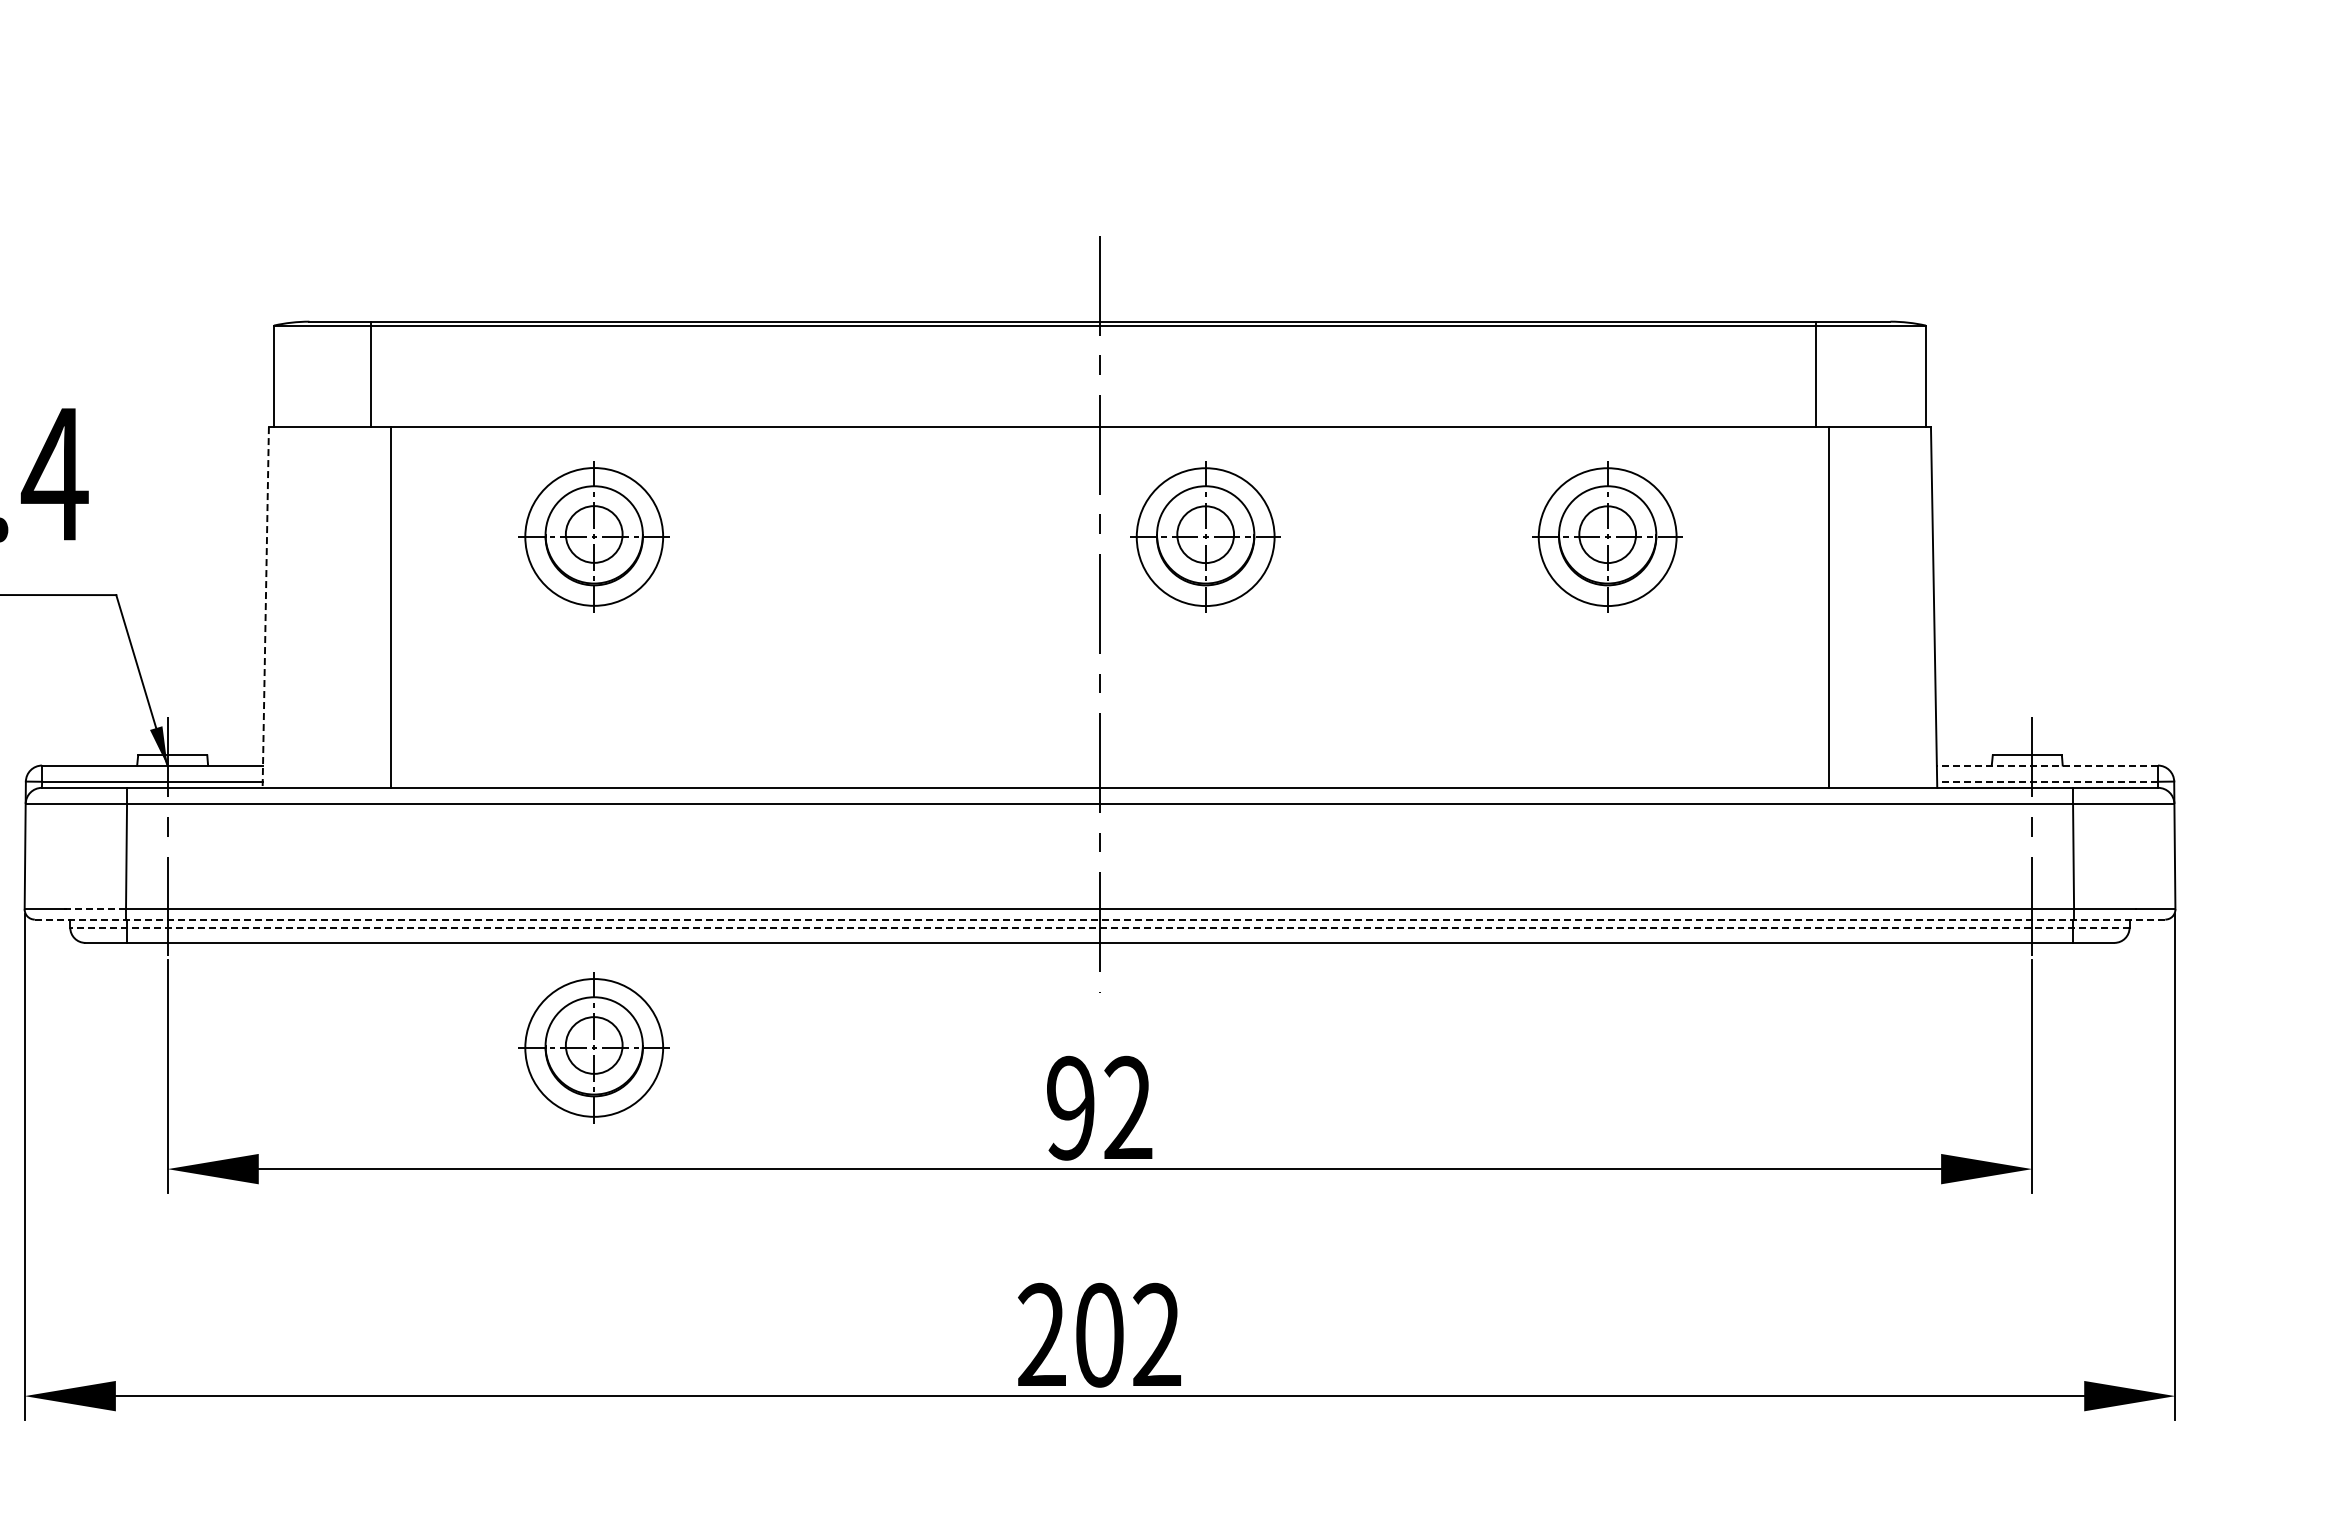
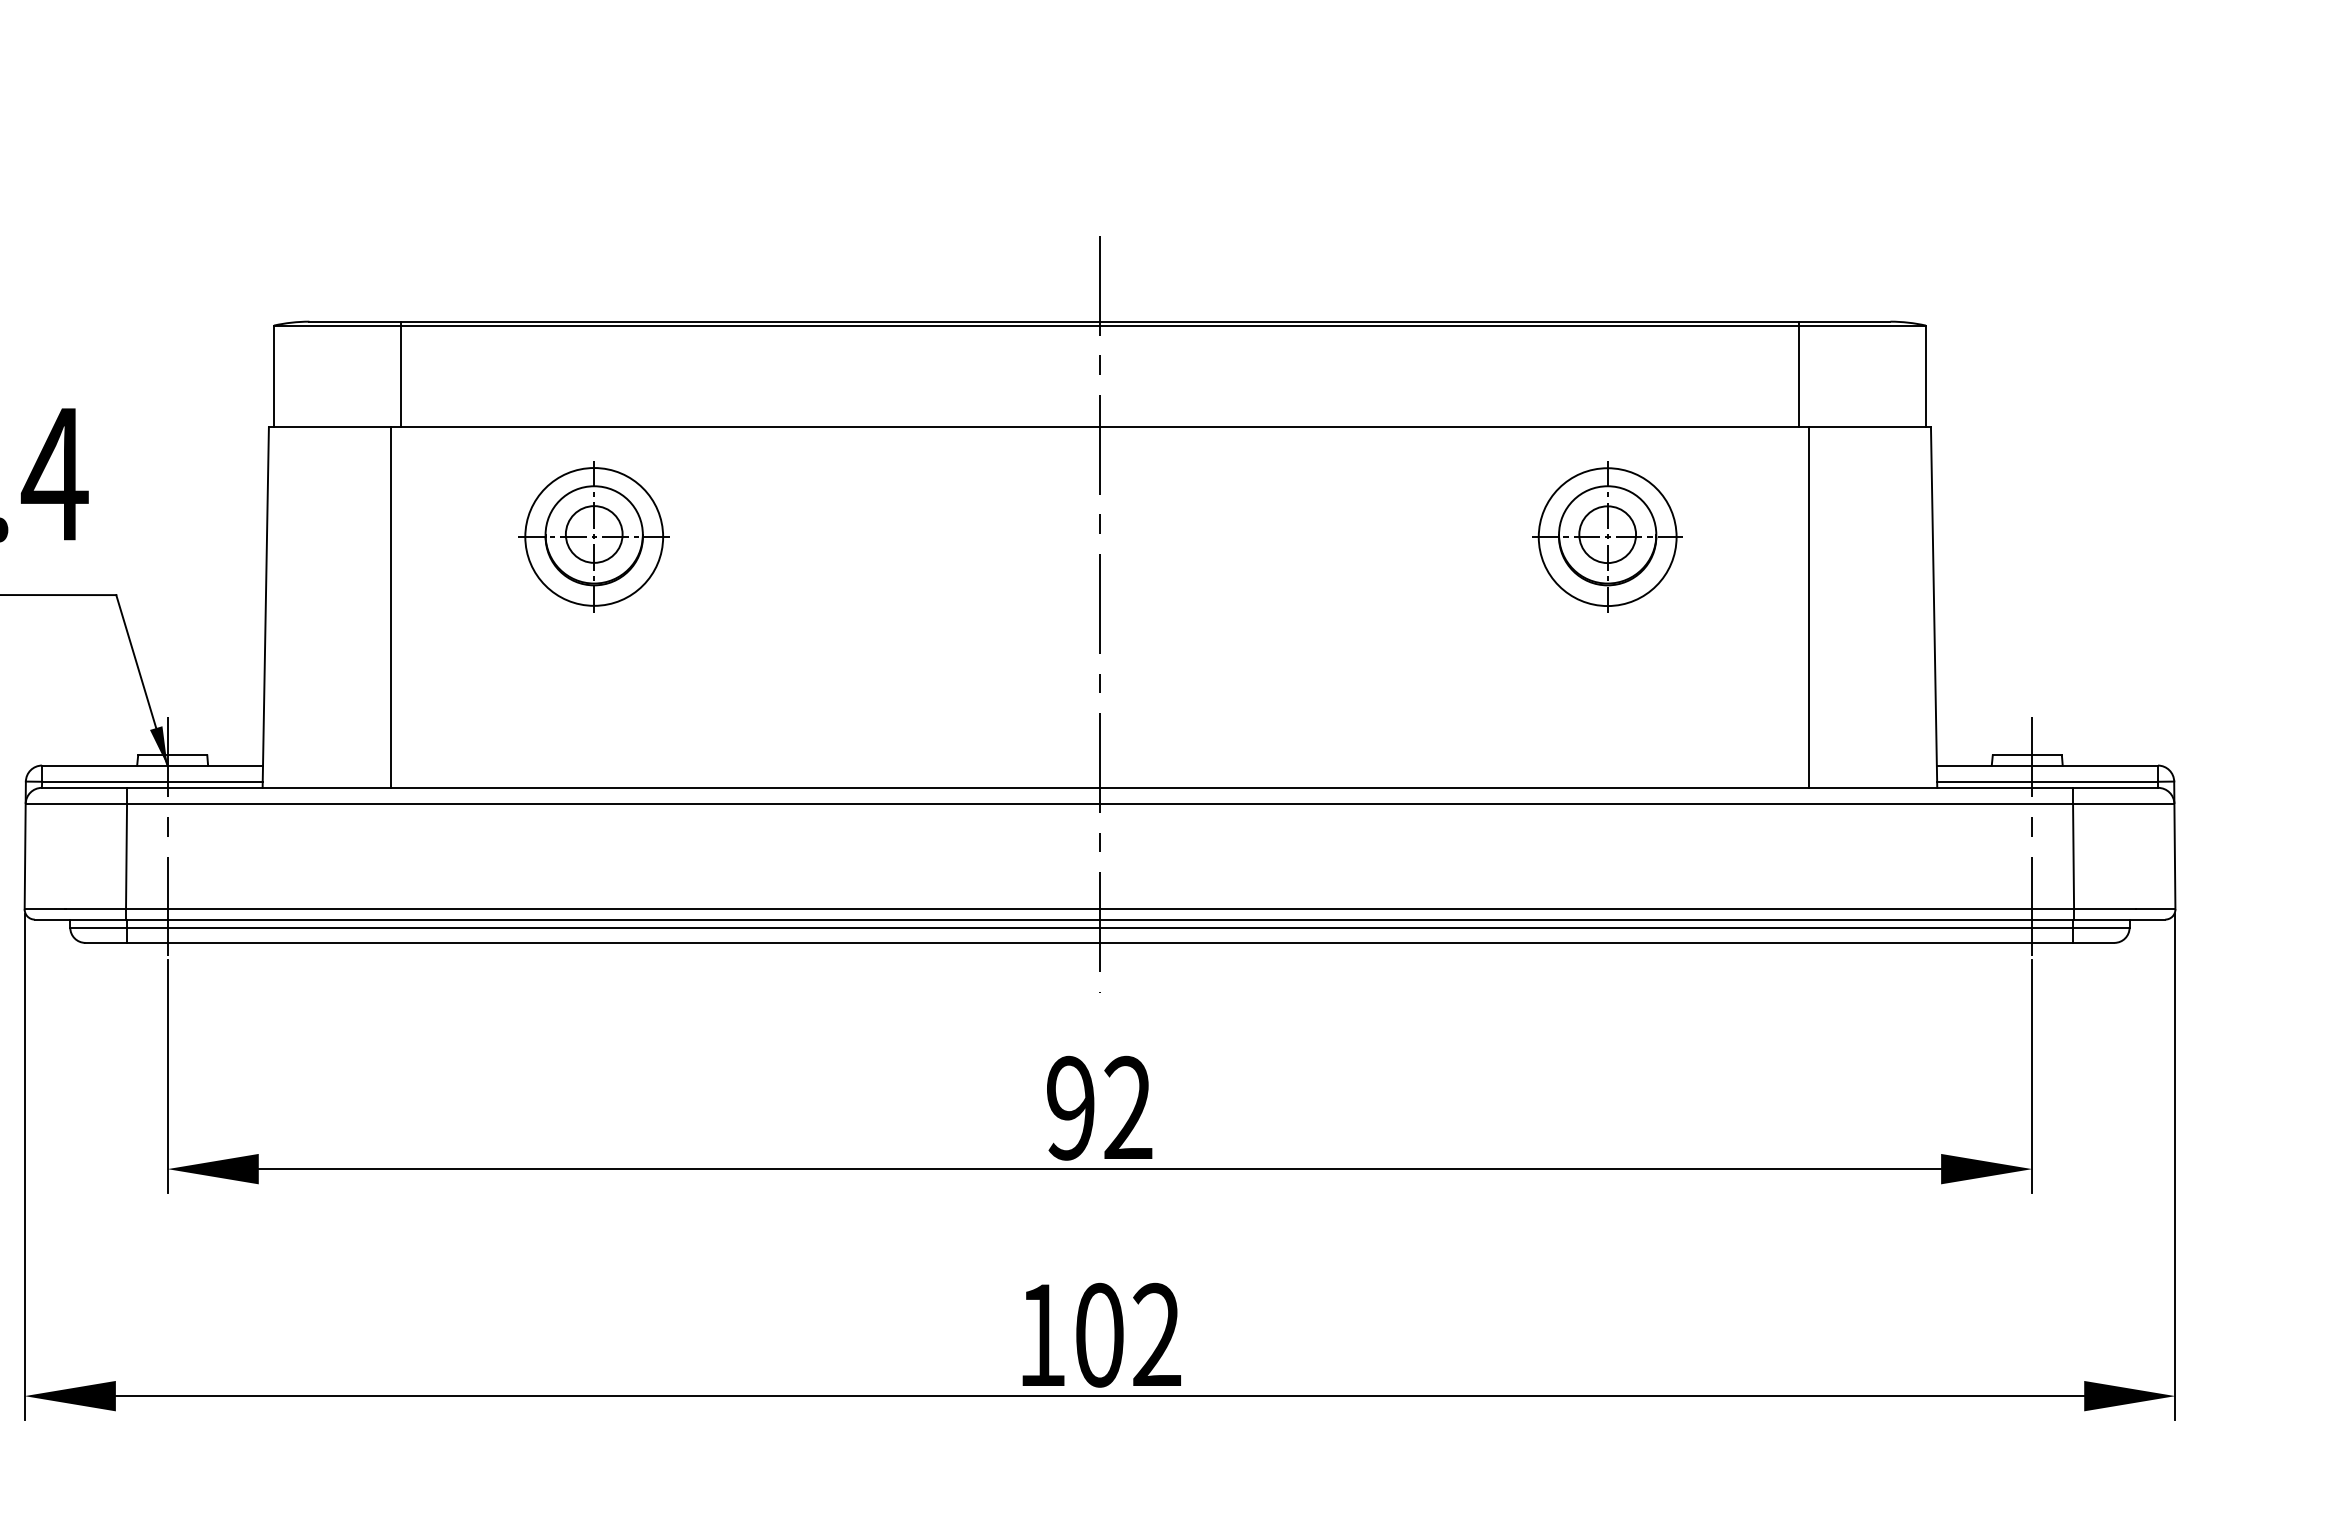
line position: (370, 374) -> (400, 374) (400, 374)
line position: (1816, 374) -> (1799, 374) (1799, 374)
part: present -> none (1205, 536)
line: dashed -> solid (265, 607)
line position: (1829, 607) -> (1809, 607) (1809, 607)
line: dashed -> solid (2047, 765)
line: dashed -> solid (2047, 781)
line: dashed -> solid (95, 909)
line: dashed -> solid (1099, 919)
line: dashed -> solid (1099, 927)
part: present -> none (593, 1047)
text: 202 -> 102 (1041, 1333)
